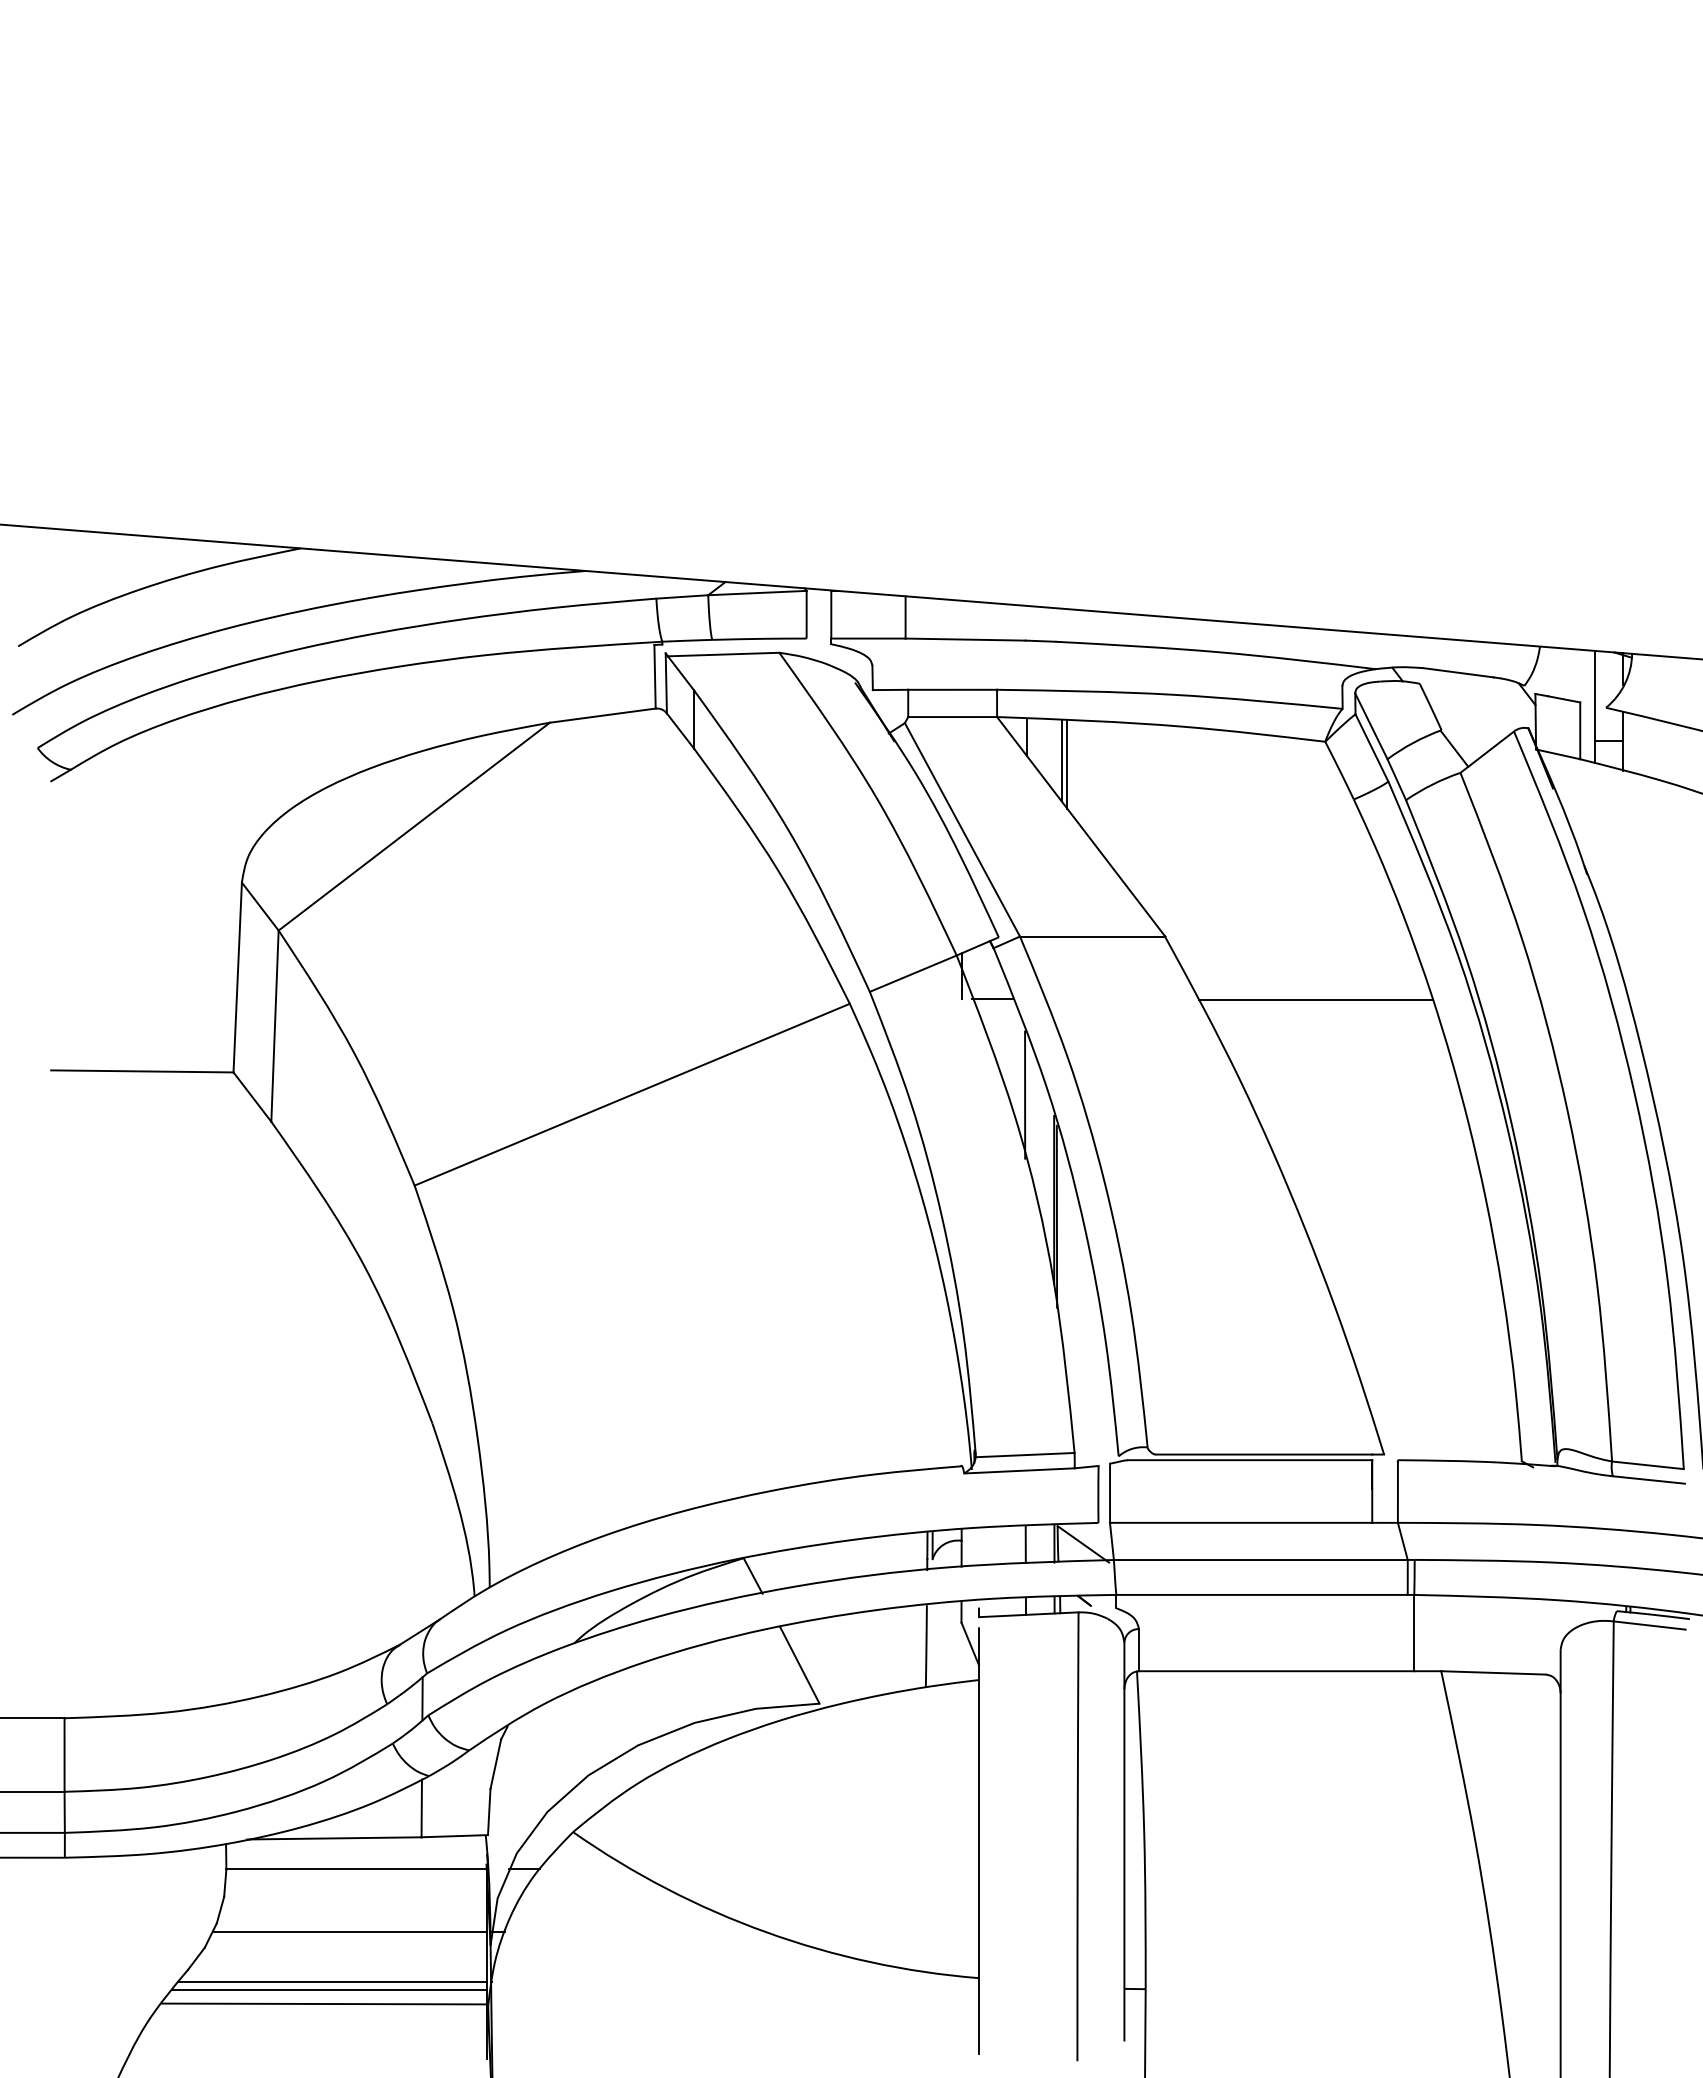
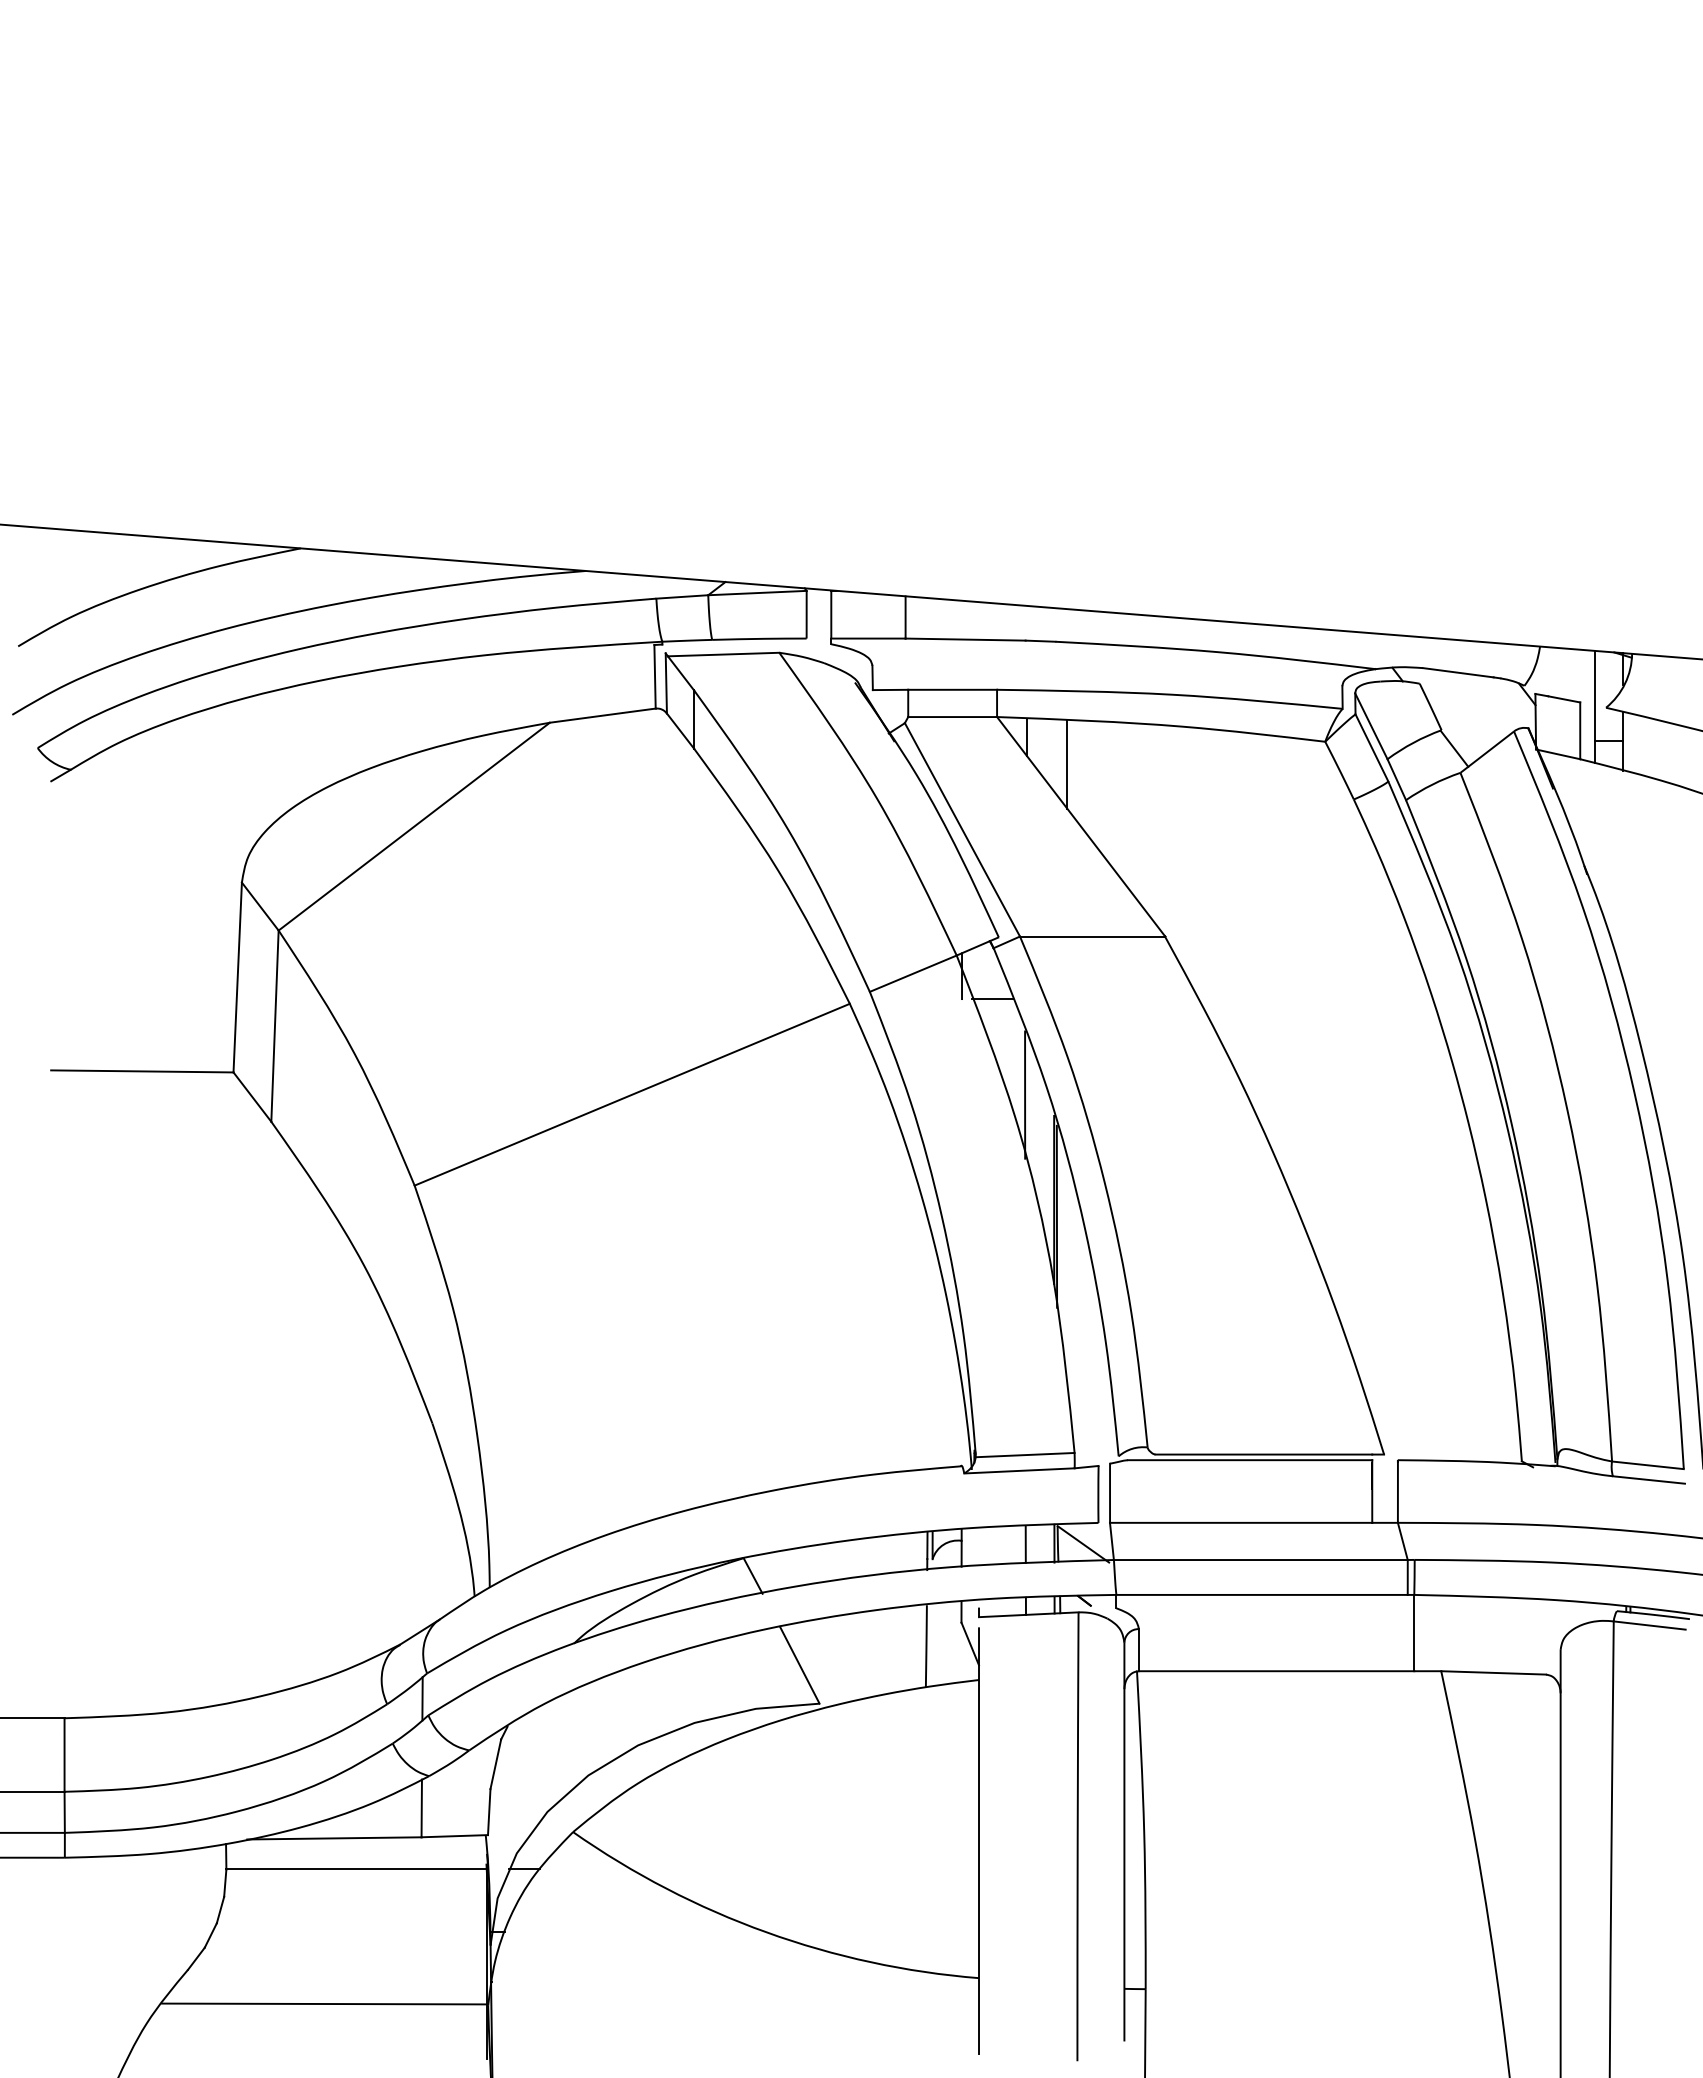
line: present -> none (1061, 760)
line: present -> none (1315, 999)
line: present -> none (349, 1932)
line: present -> none (332, 1982)
line: present -> none (329, 1990)
